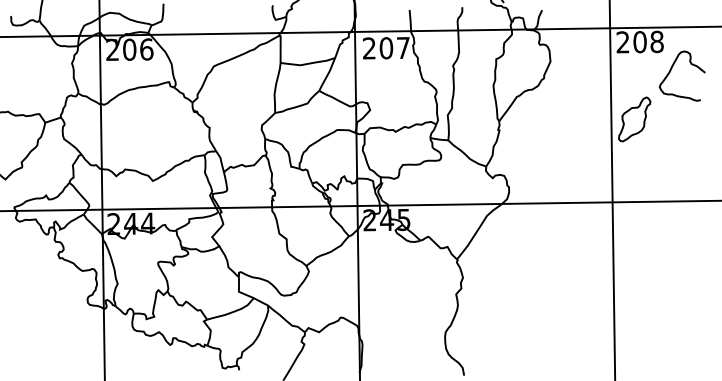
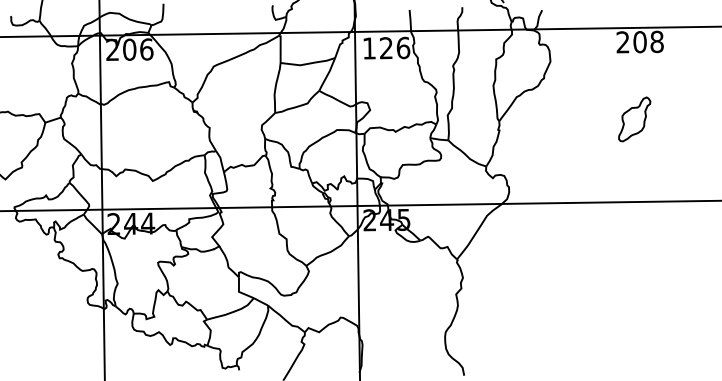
text: 207 -> 126 (386, 47)
part: present -> none (671, 70)
line: present -> none (612, 189)
